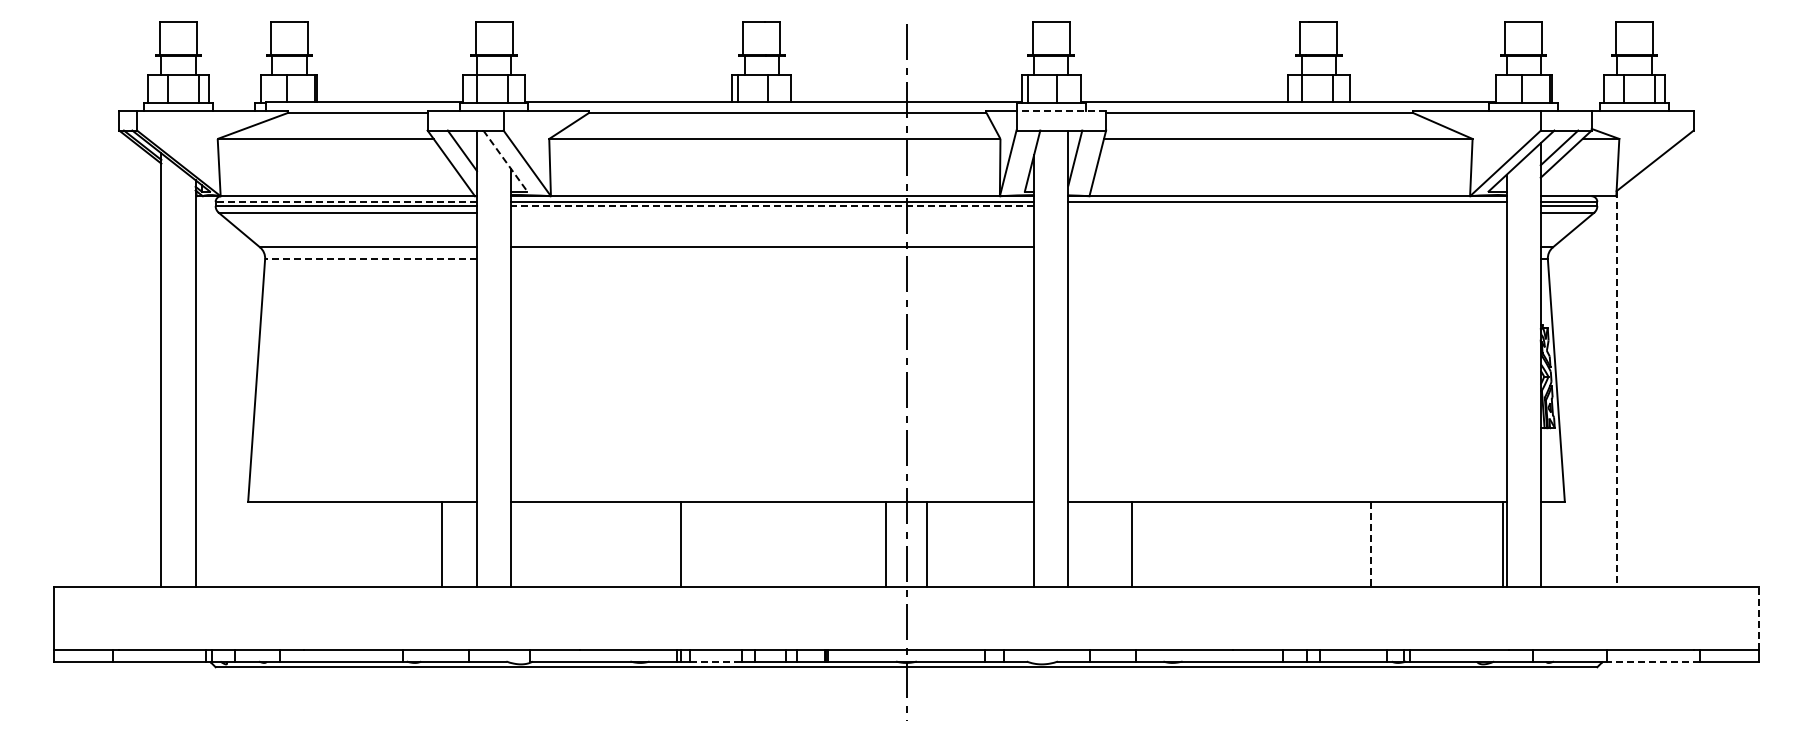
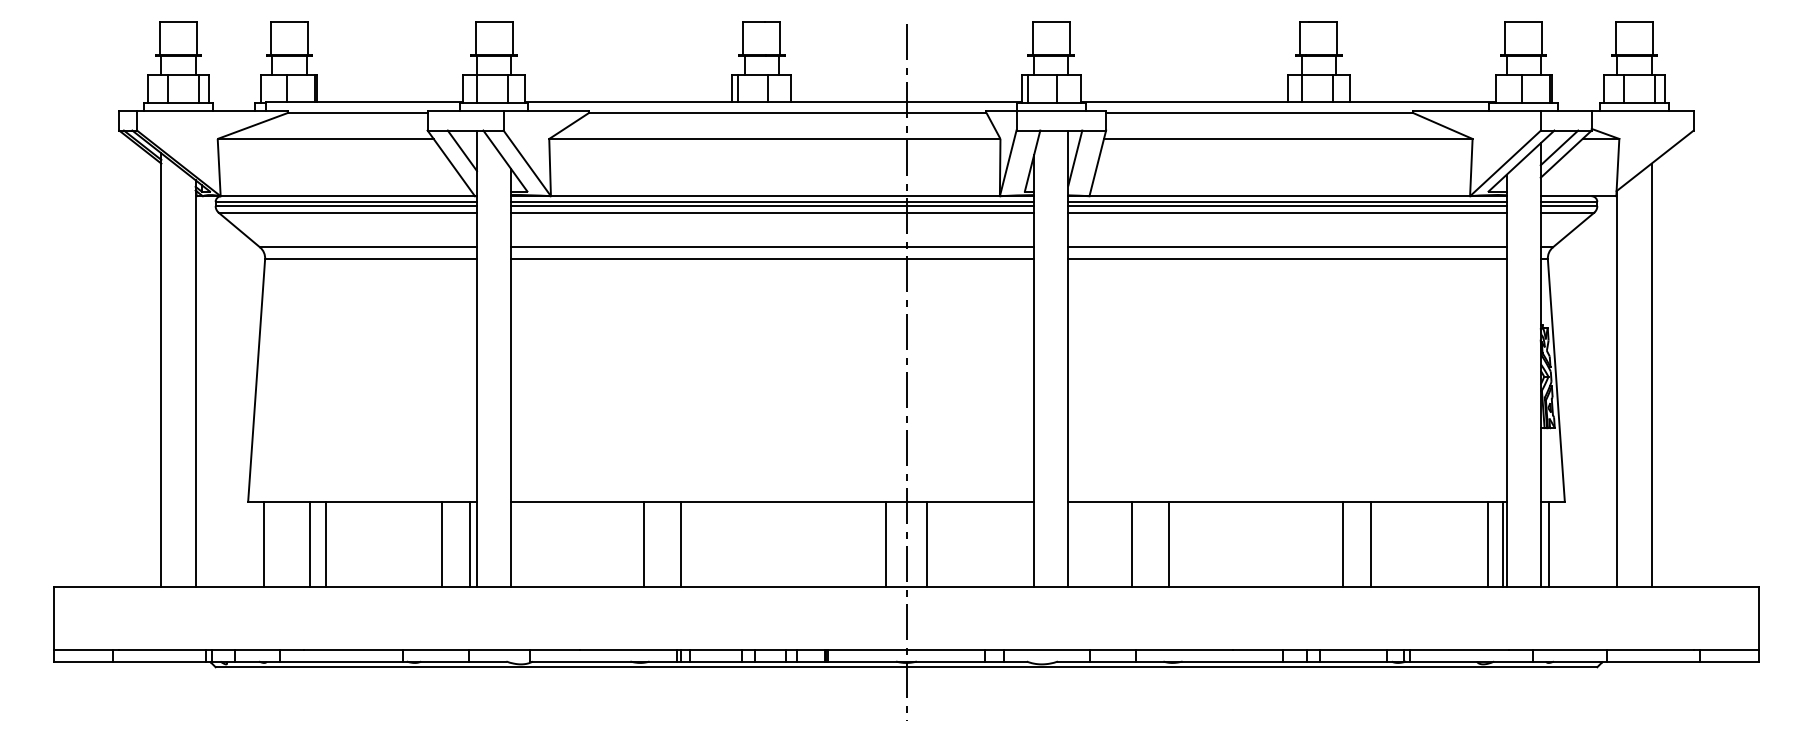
line: dashed -> solid (1061, 110)
line: dashed -> solid (505, 161)
line: dashed -> solid (346, 201)
line: dashed -> solid (772, 206)
line: none -> present (1287, 206)
line: none -> present (772, 212)
line: none -> present (1287, 212)
line: none -> present (1287, 247)
line: dashed -> solid (371, 259)
line: none -> present (772, 259)
line: none -> present (1287, 259)
line: none -> present (1651, 375)
line: dashed -> solid (1617, 389)
line: none -> present (263, 544)
line: none -> present (310, 544)
line: none -> present (325, 544)
line: none -> present (470, 544)
line: none -> present (644, 544)
line: none -> present (1168, 544)
line: none -> present (1342, 544)
line: dashed -> solid (1371, 544)
line: none -> present (1487, 544)
line: none -> present (1549, 544)
line: dashed -> solid (1758, 618)
line: dashed -> solid (716, 661)
line: dashed -> solid (1653, 661)
